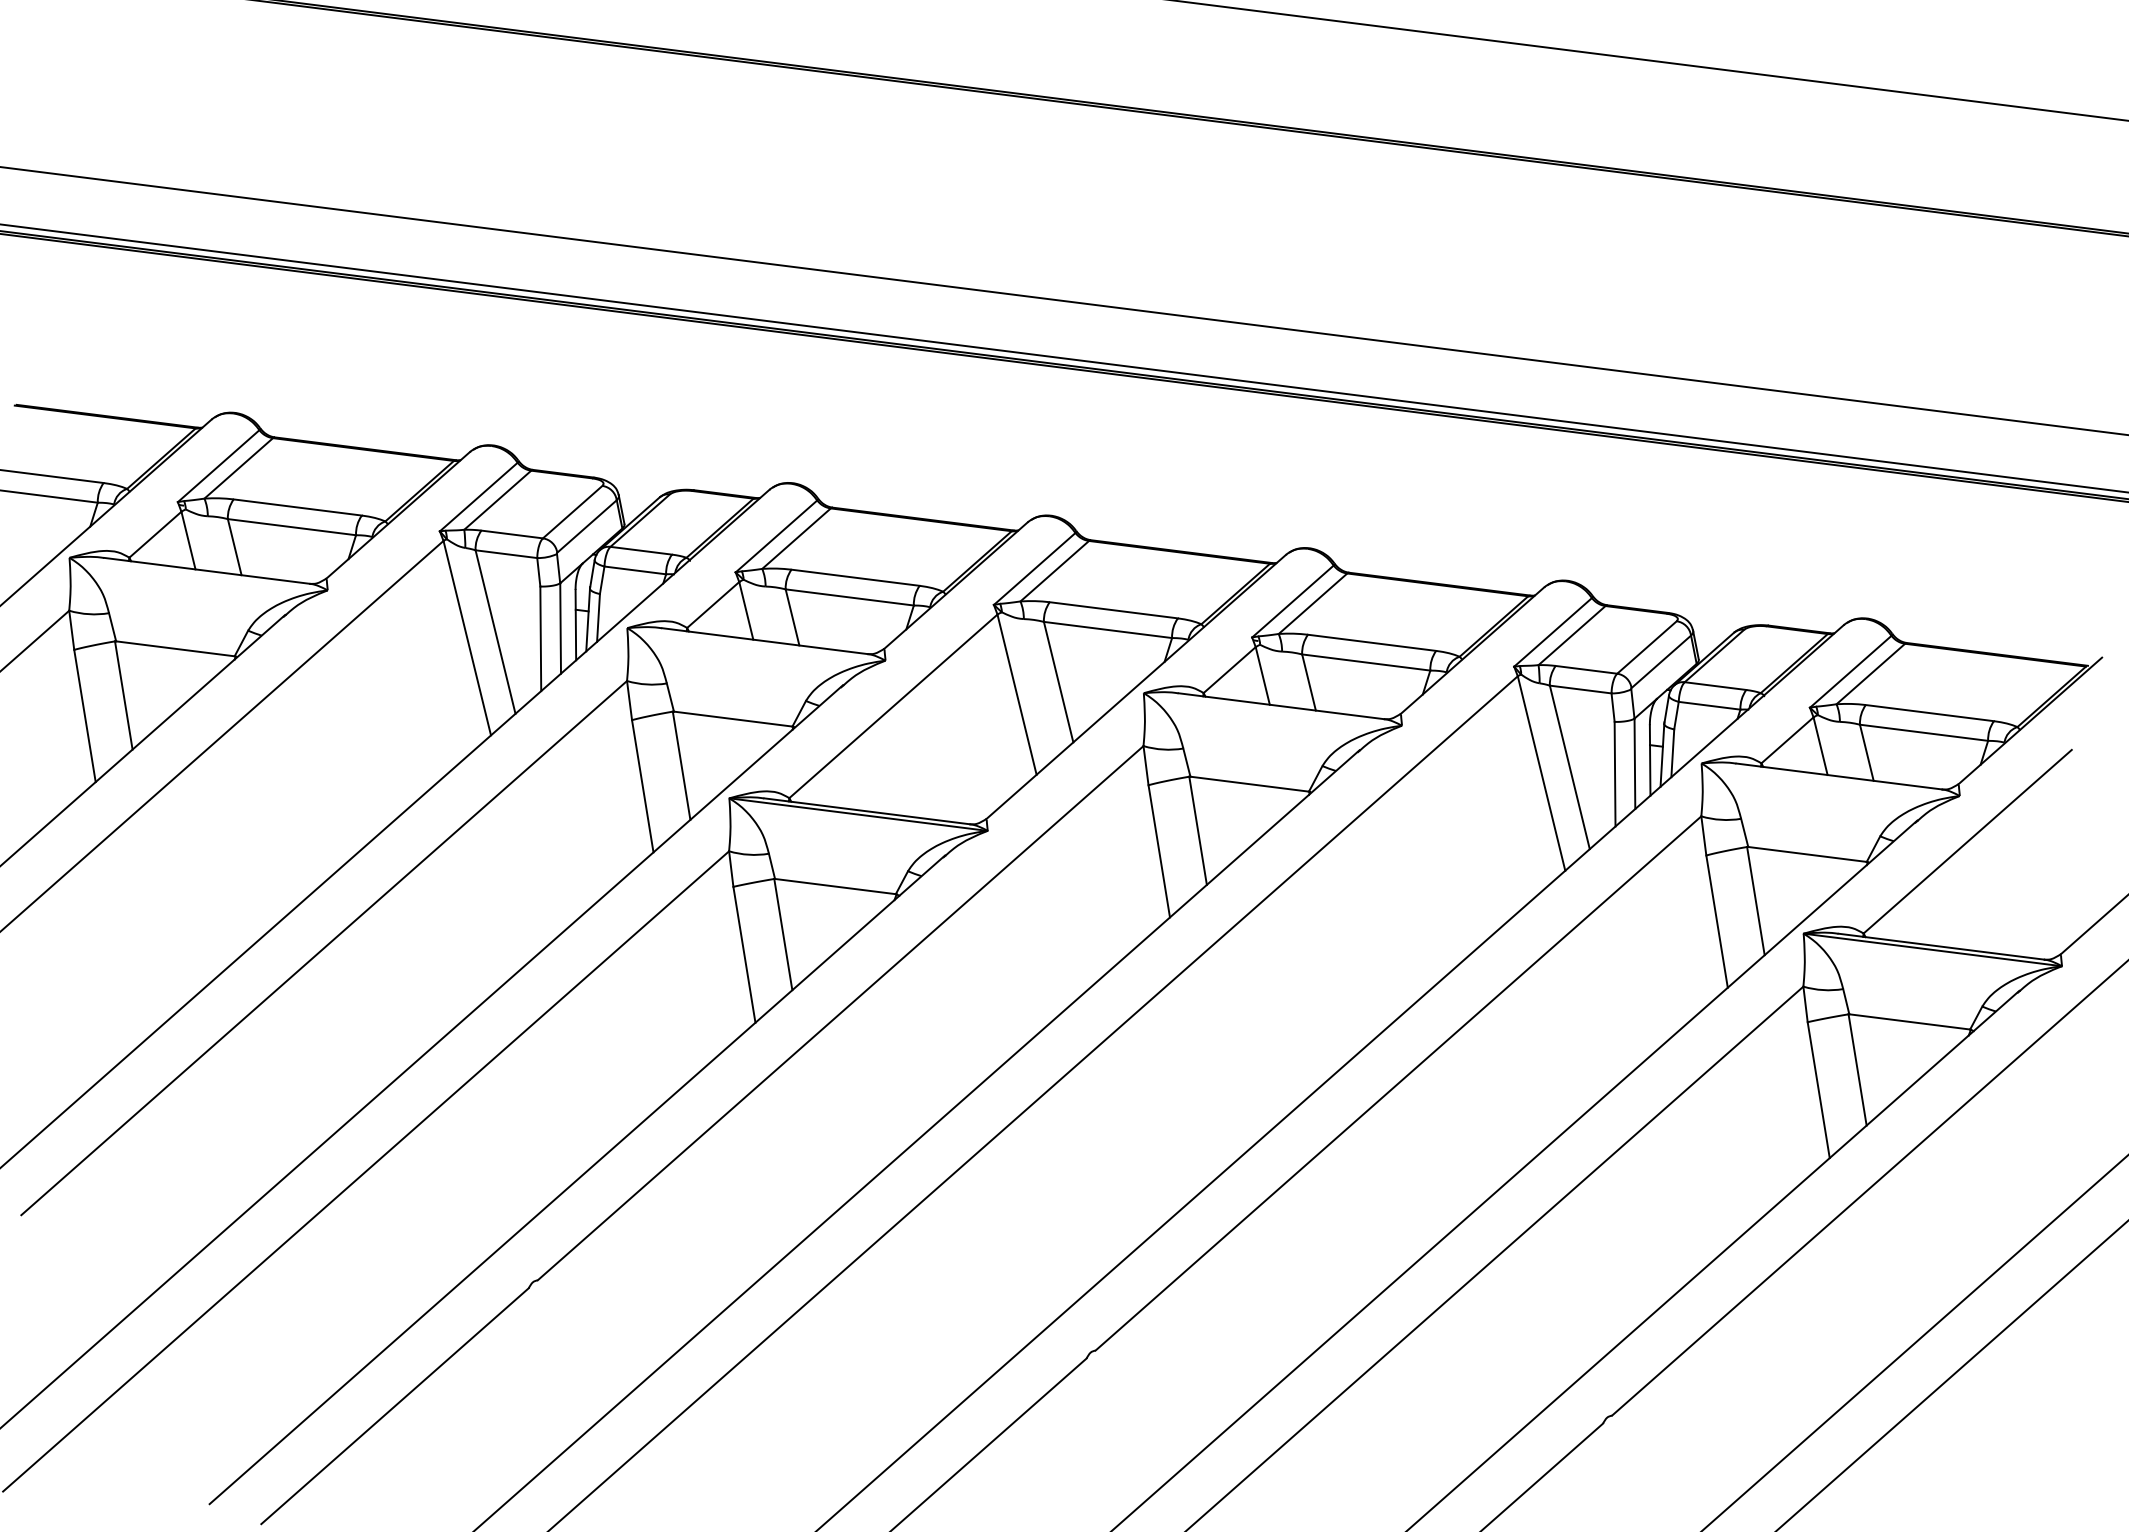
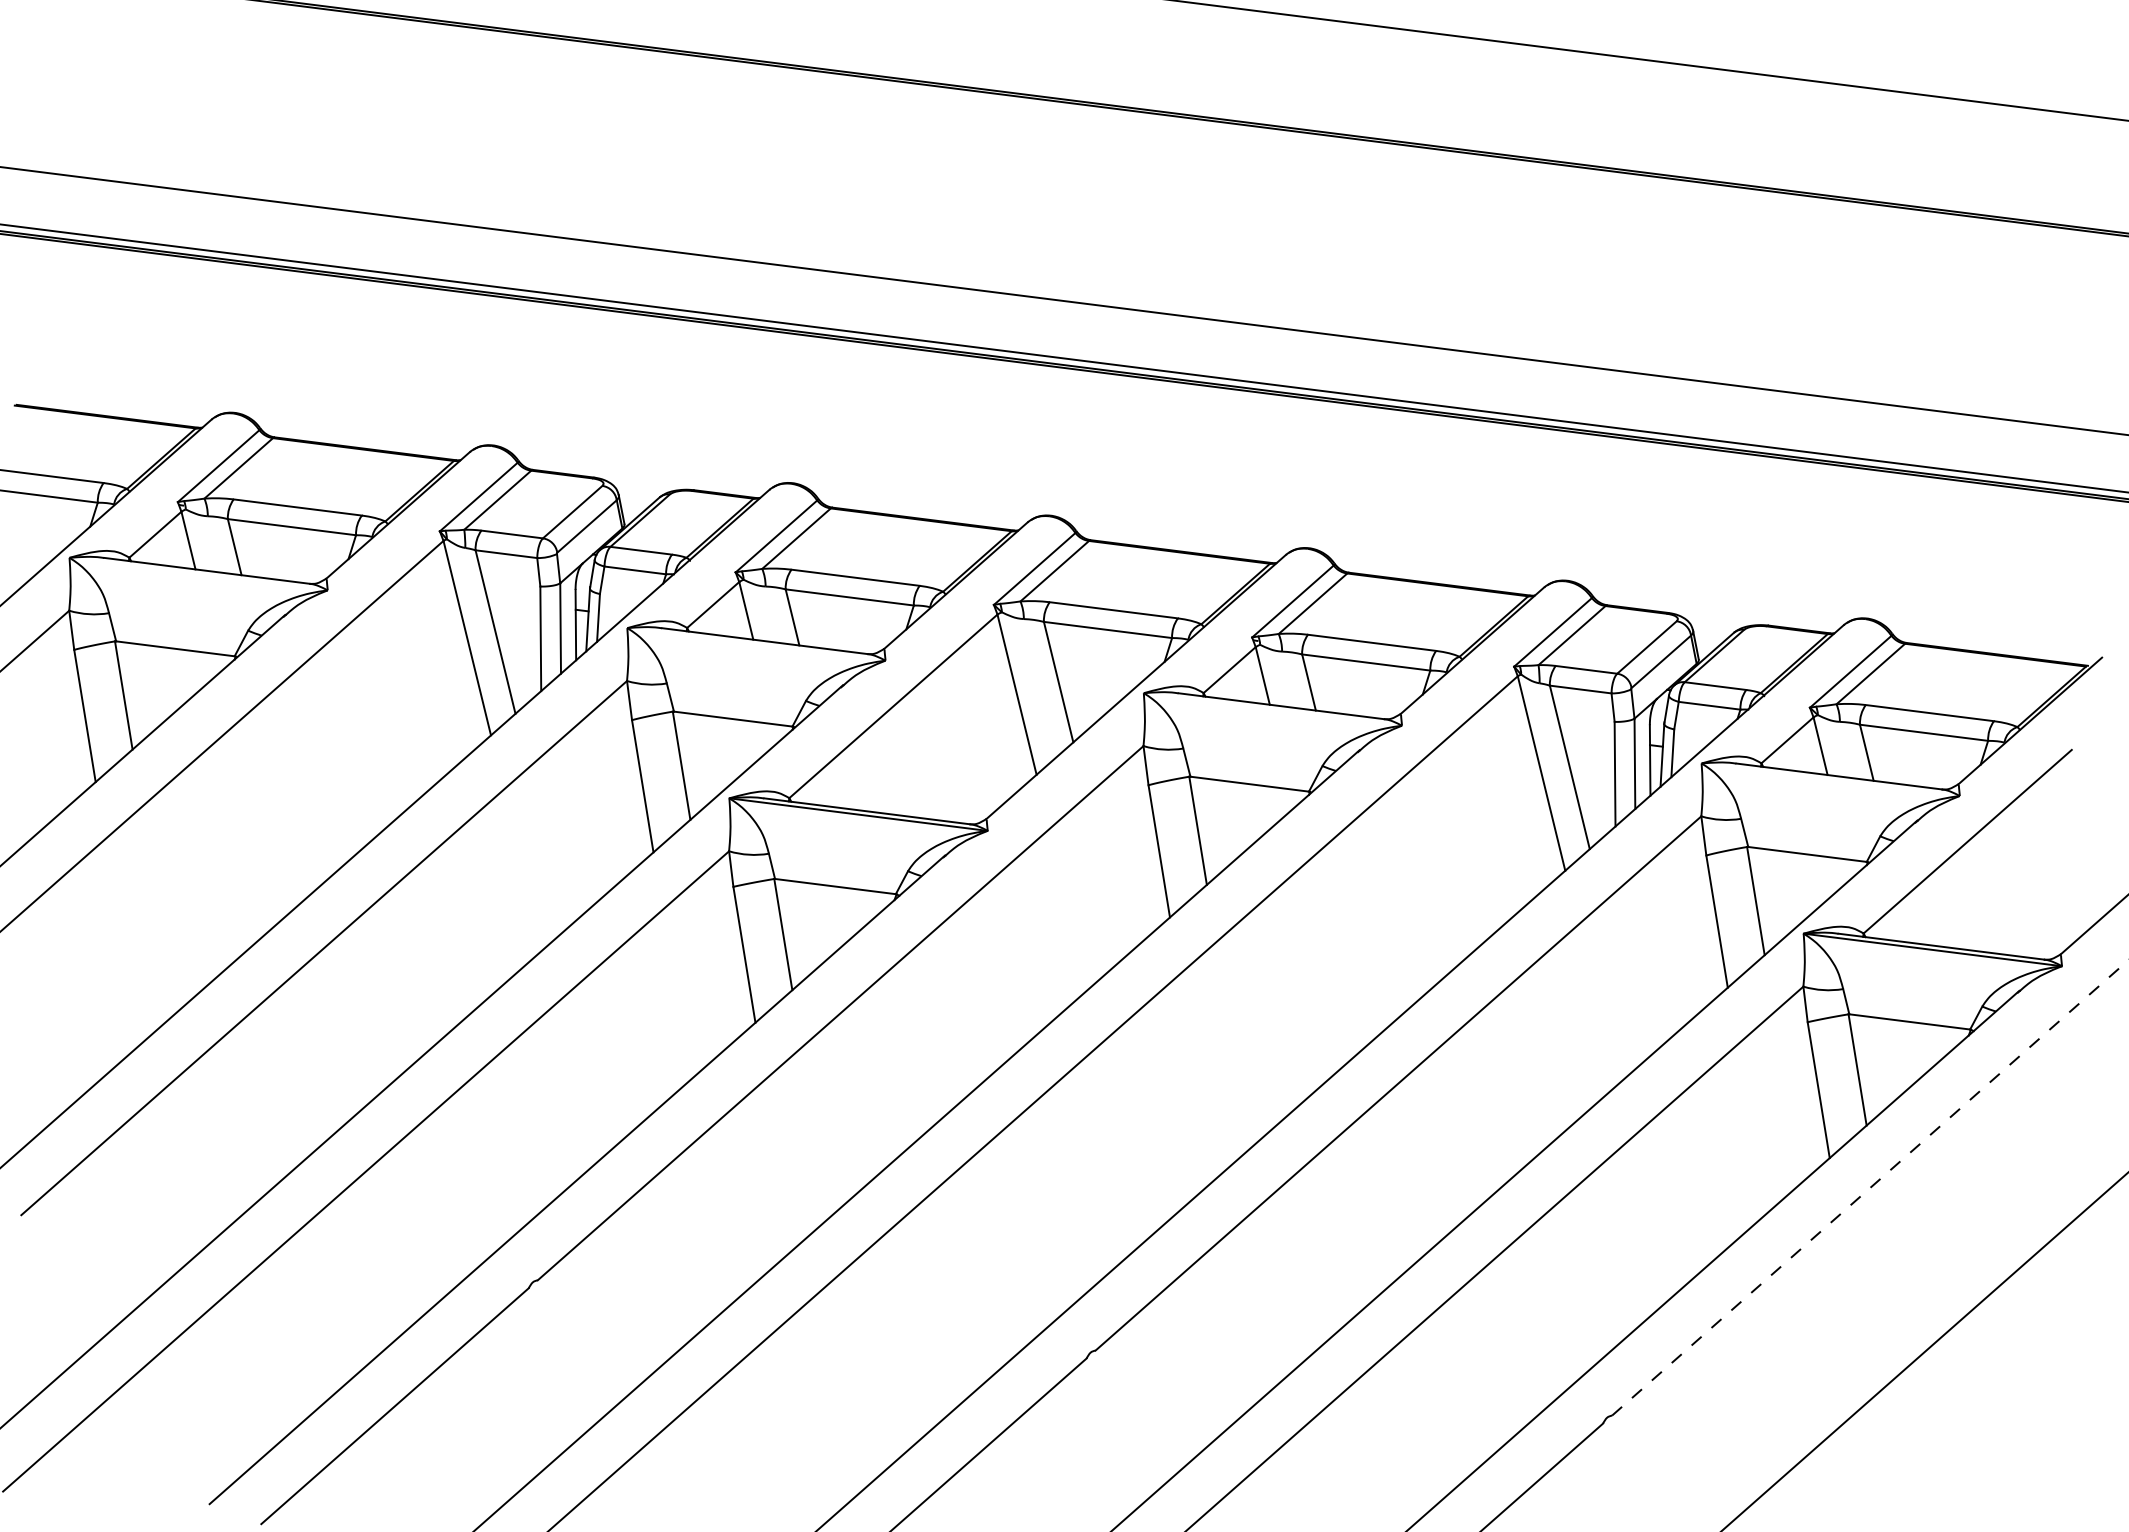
line: solid -> dashed (1870, 1187)
line: present -> none (1915, 1342)
line position: (1952, 1375) -> (1924, 1351) (1924, 1351)
